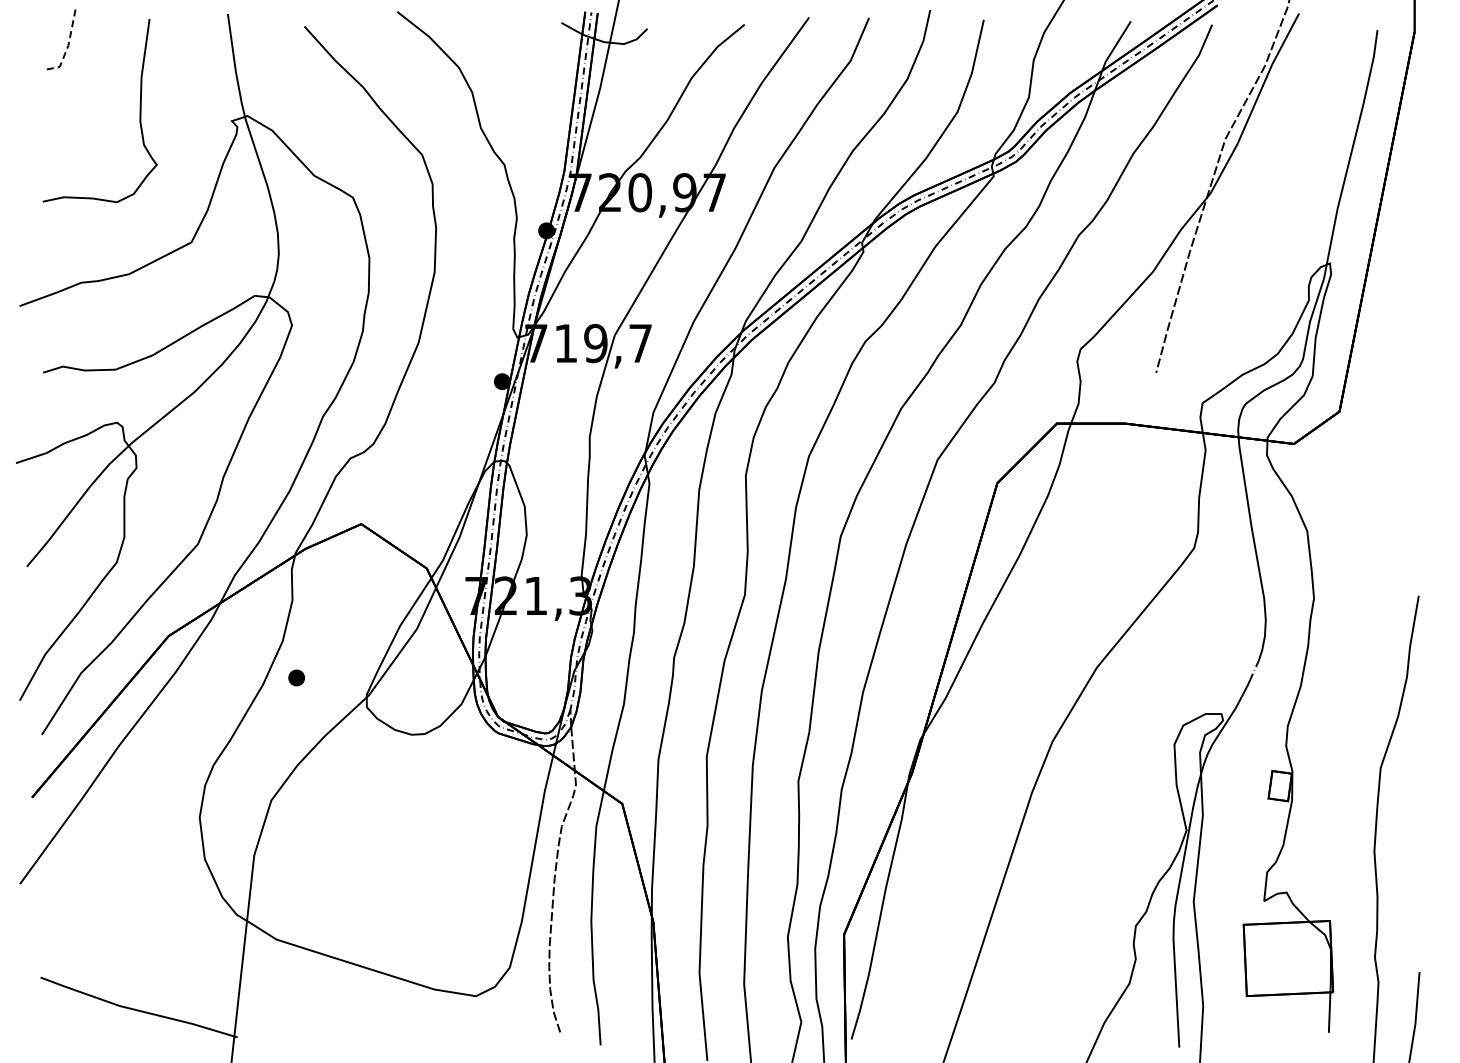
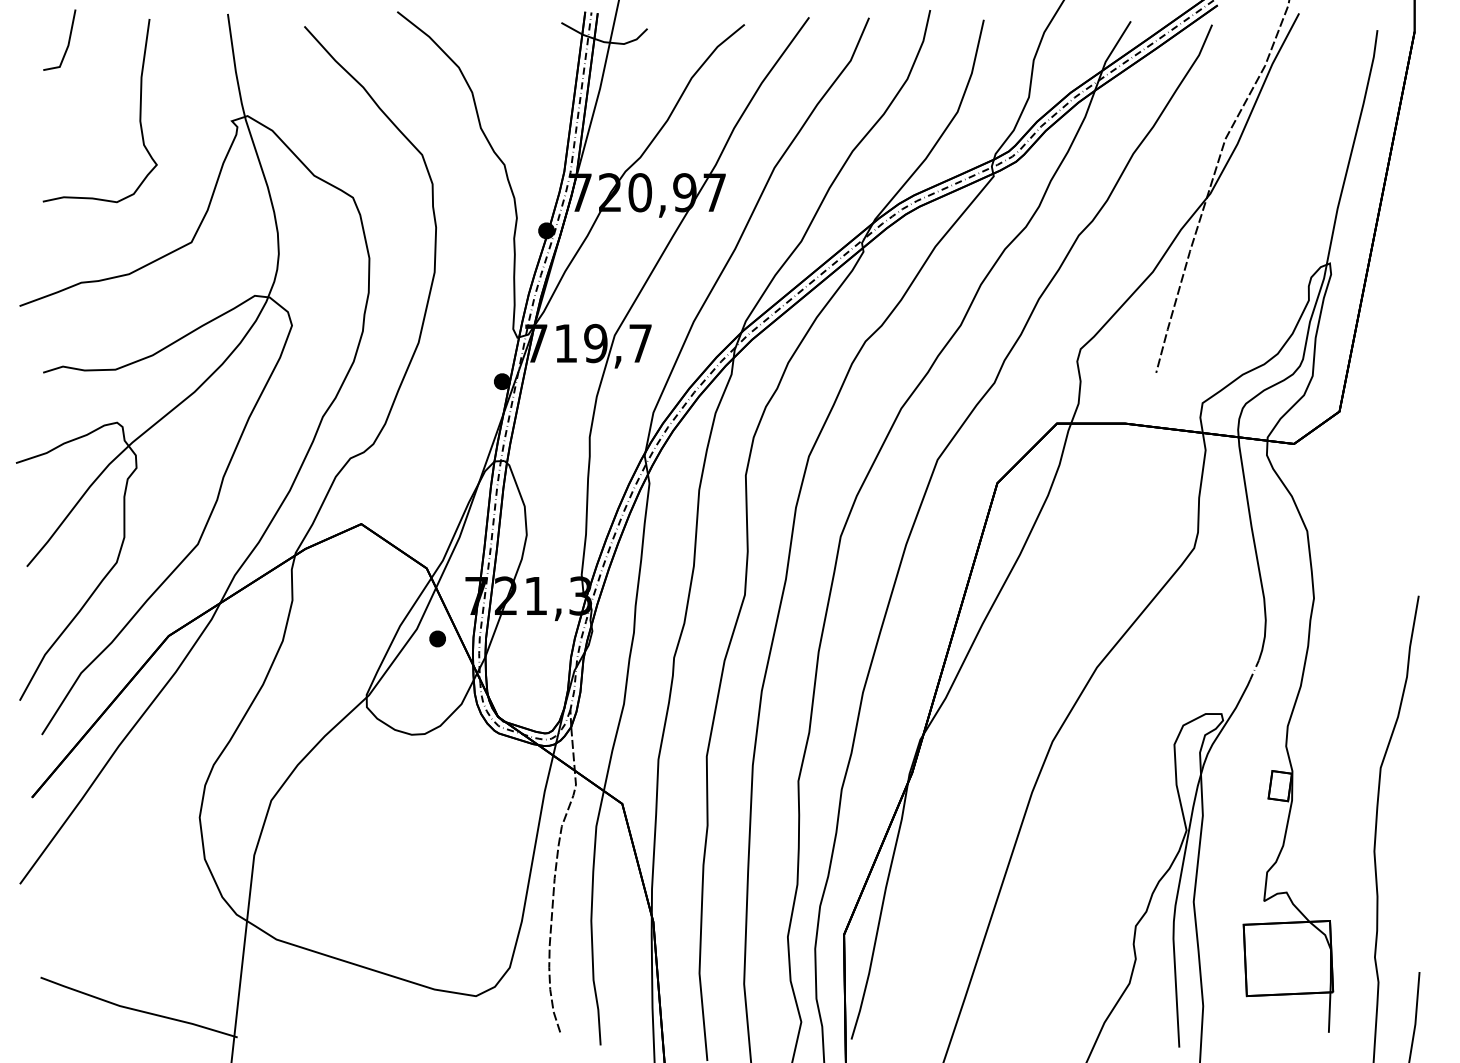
line: dashed -> solid (67, 47)
part position: (296, 677) -> (437, 638) (437, 638)
